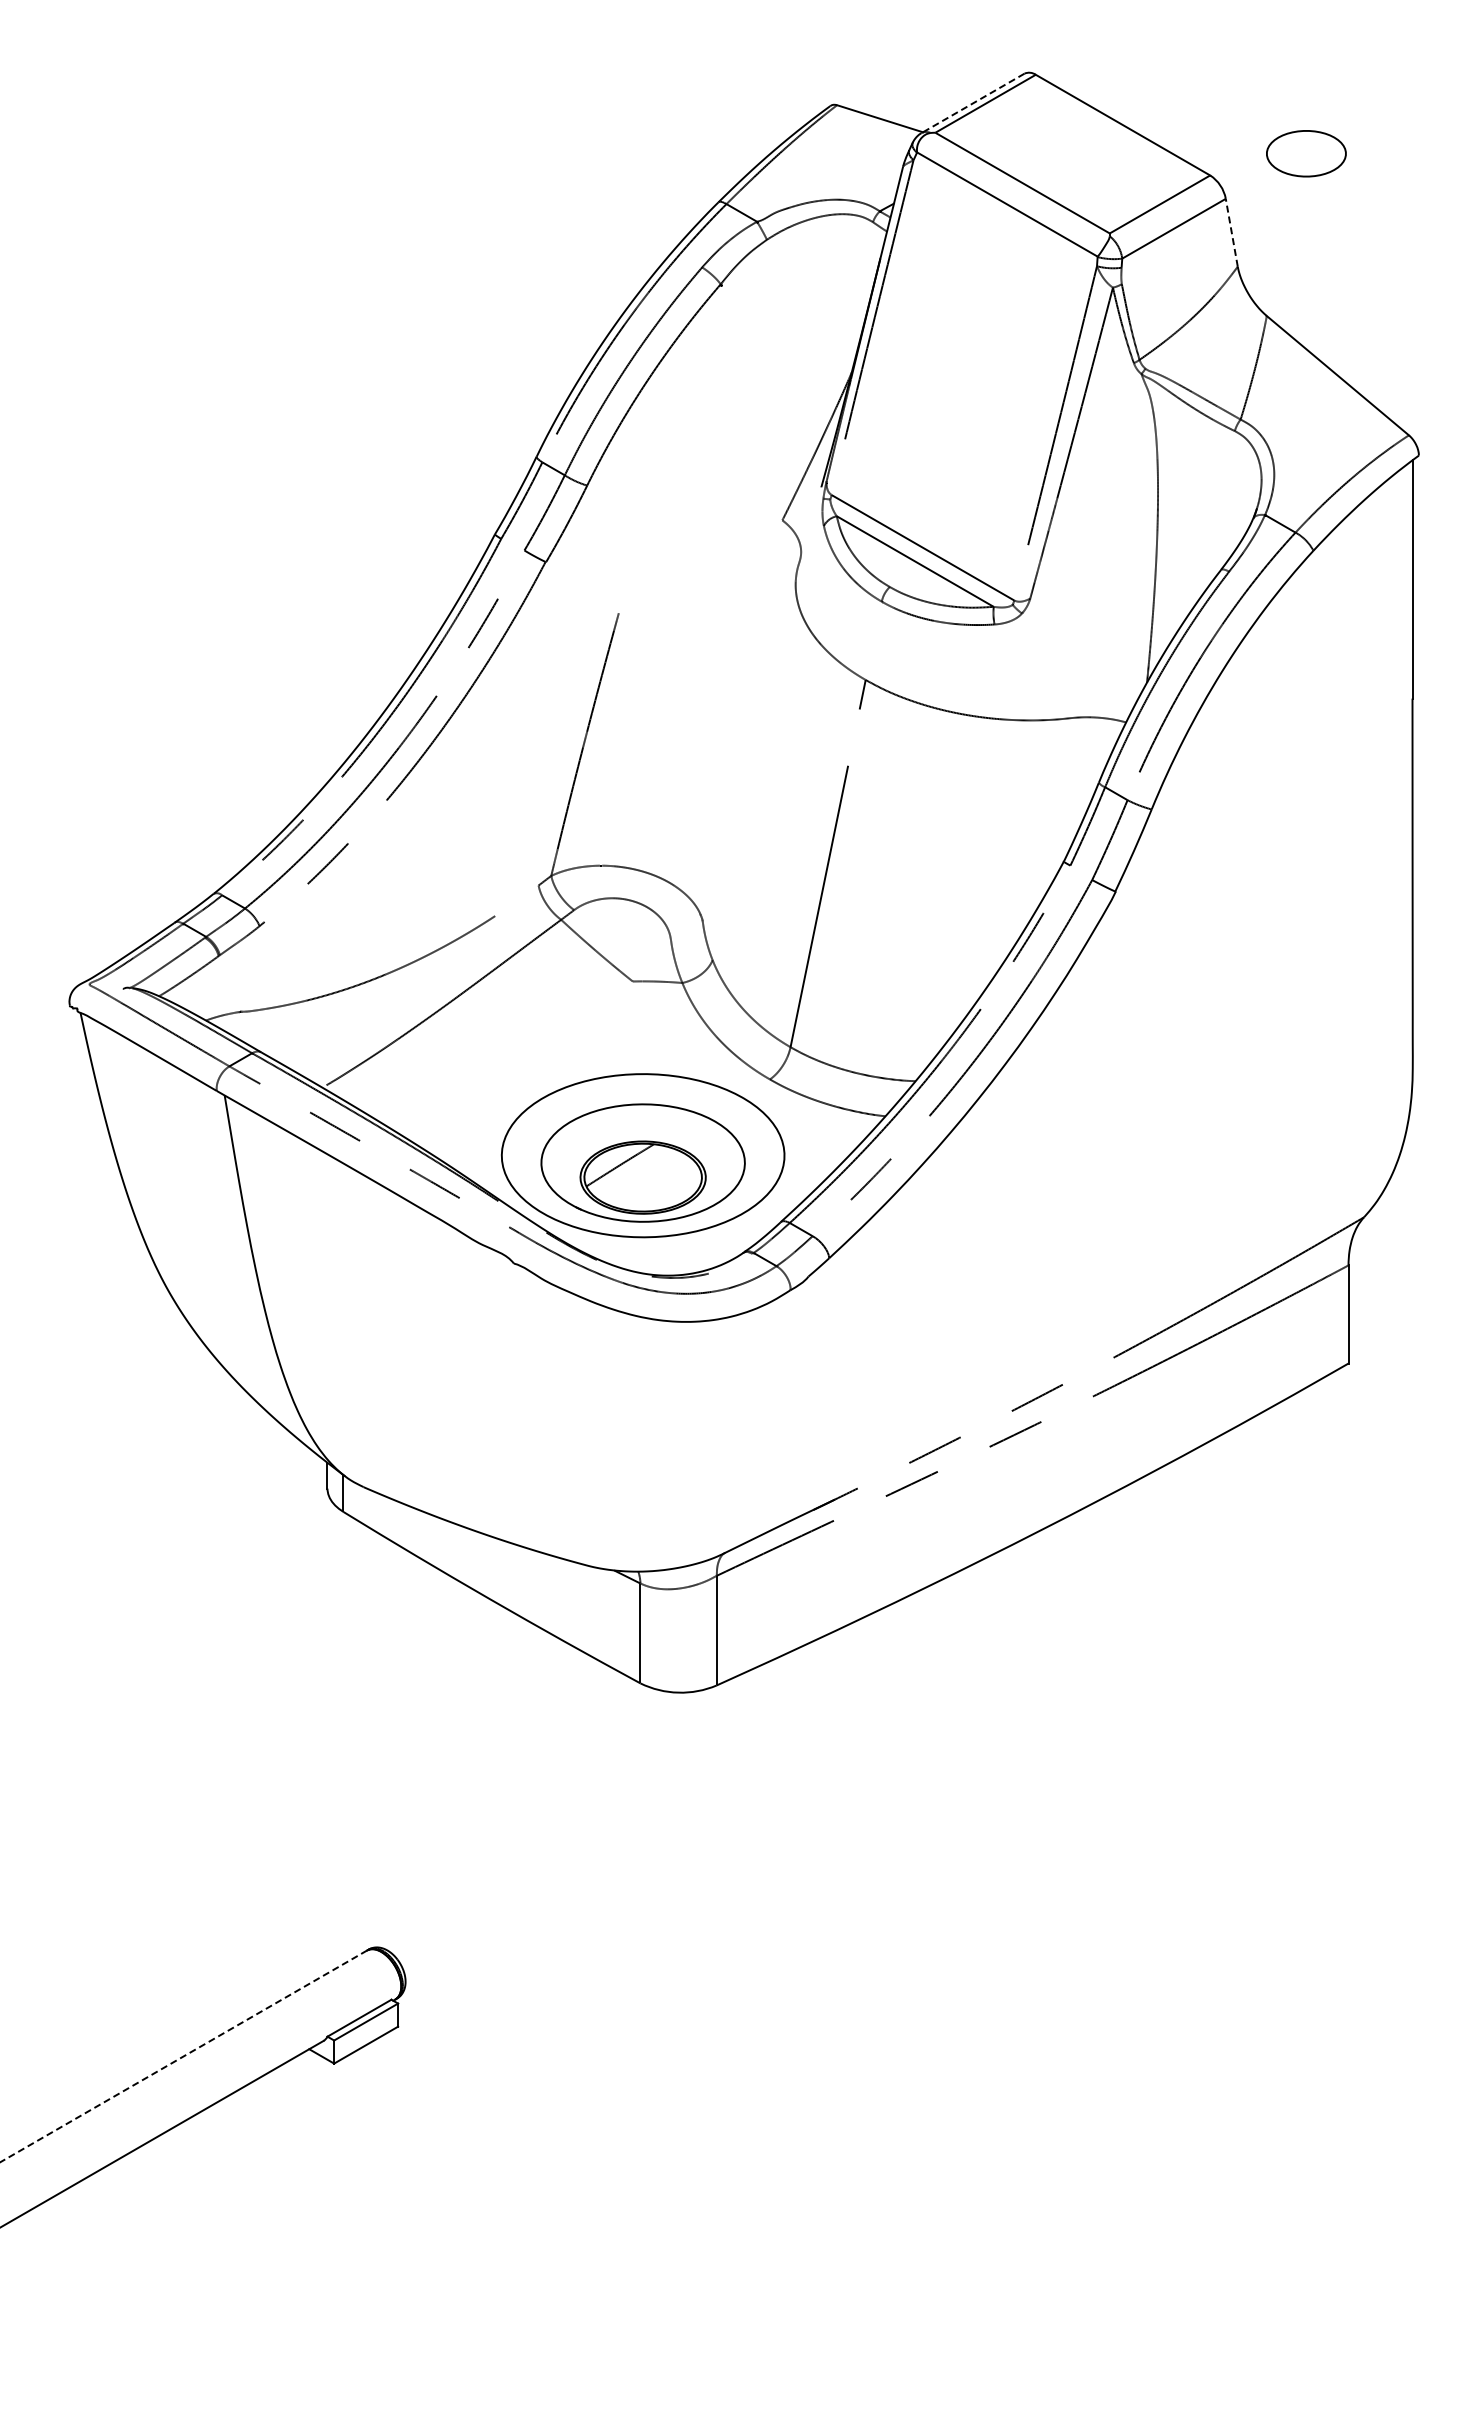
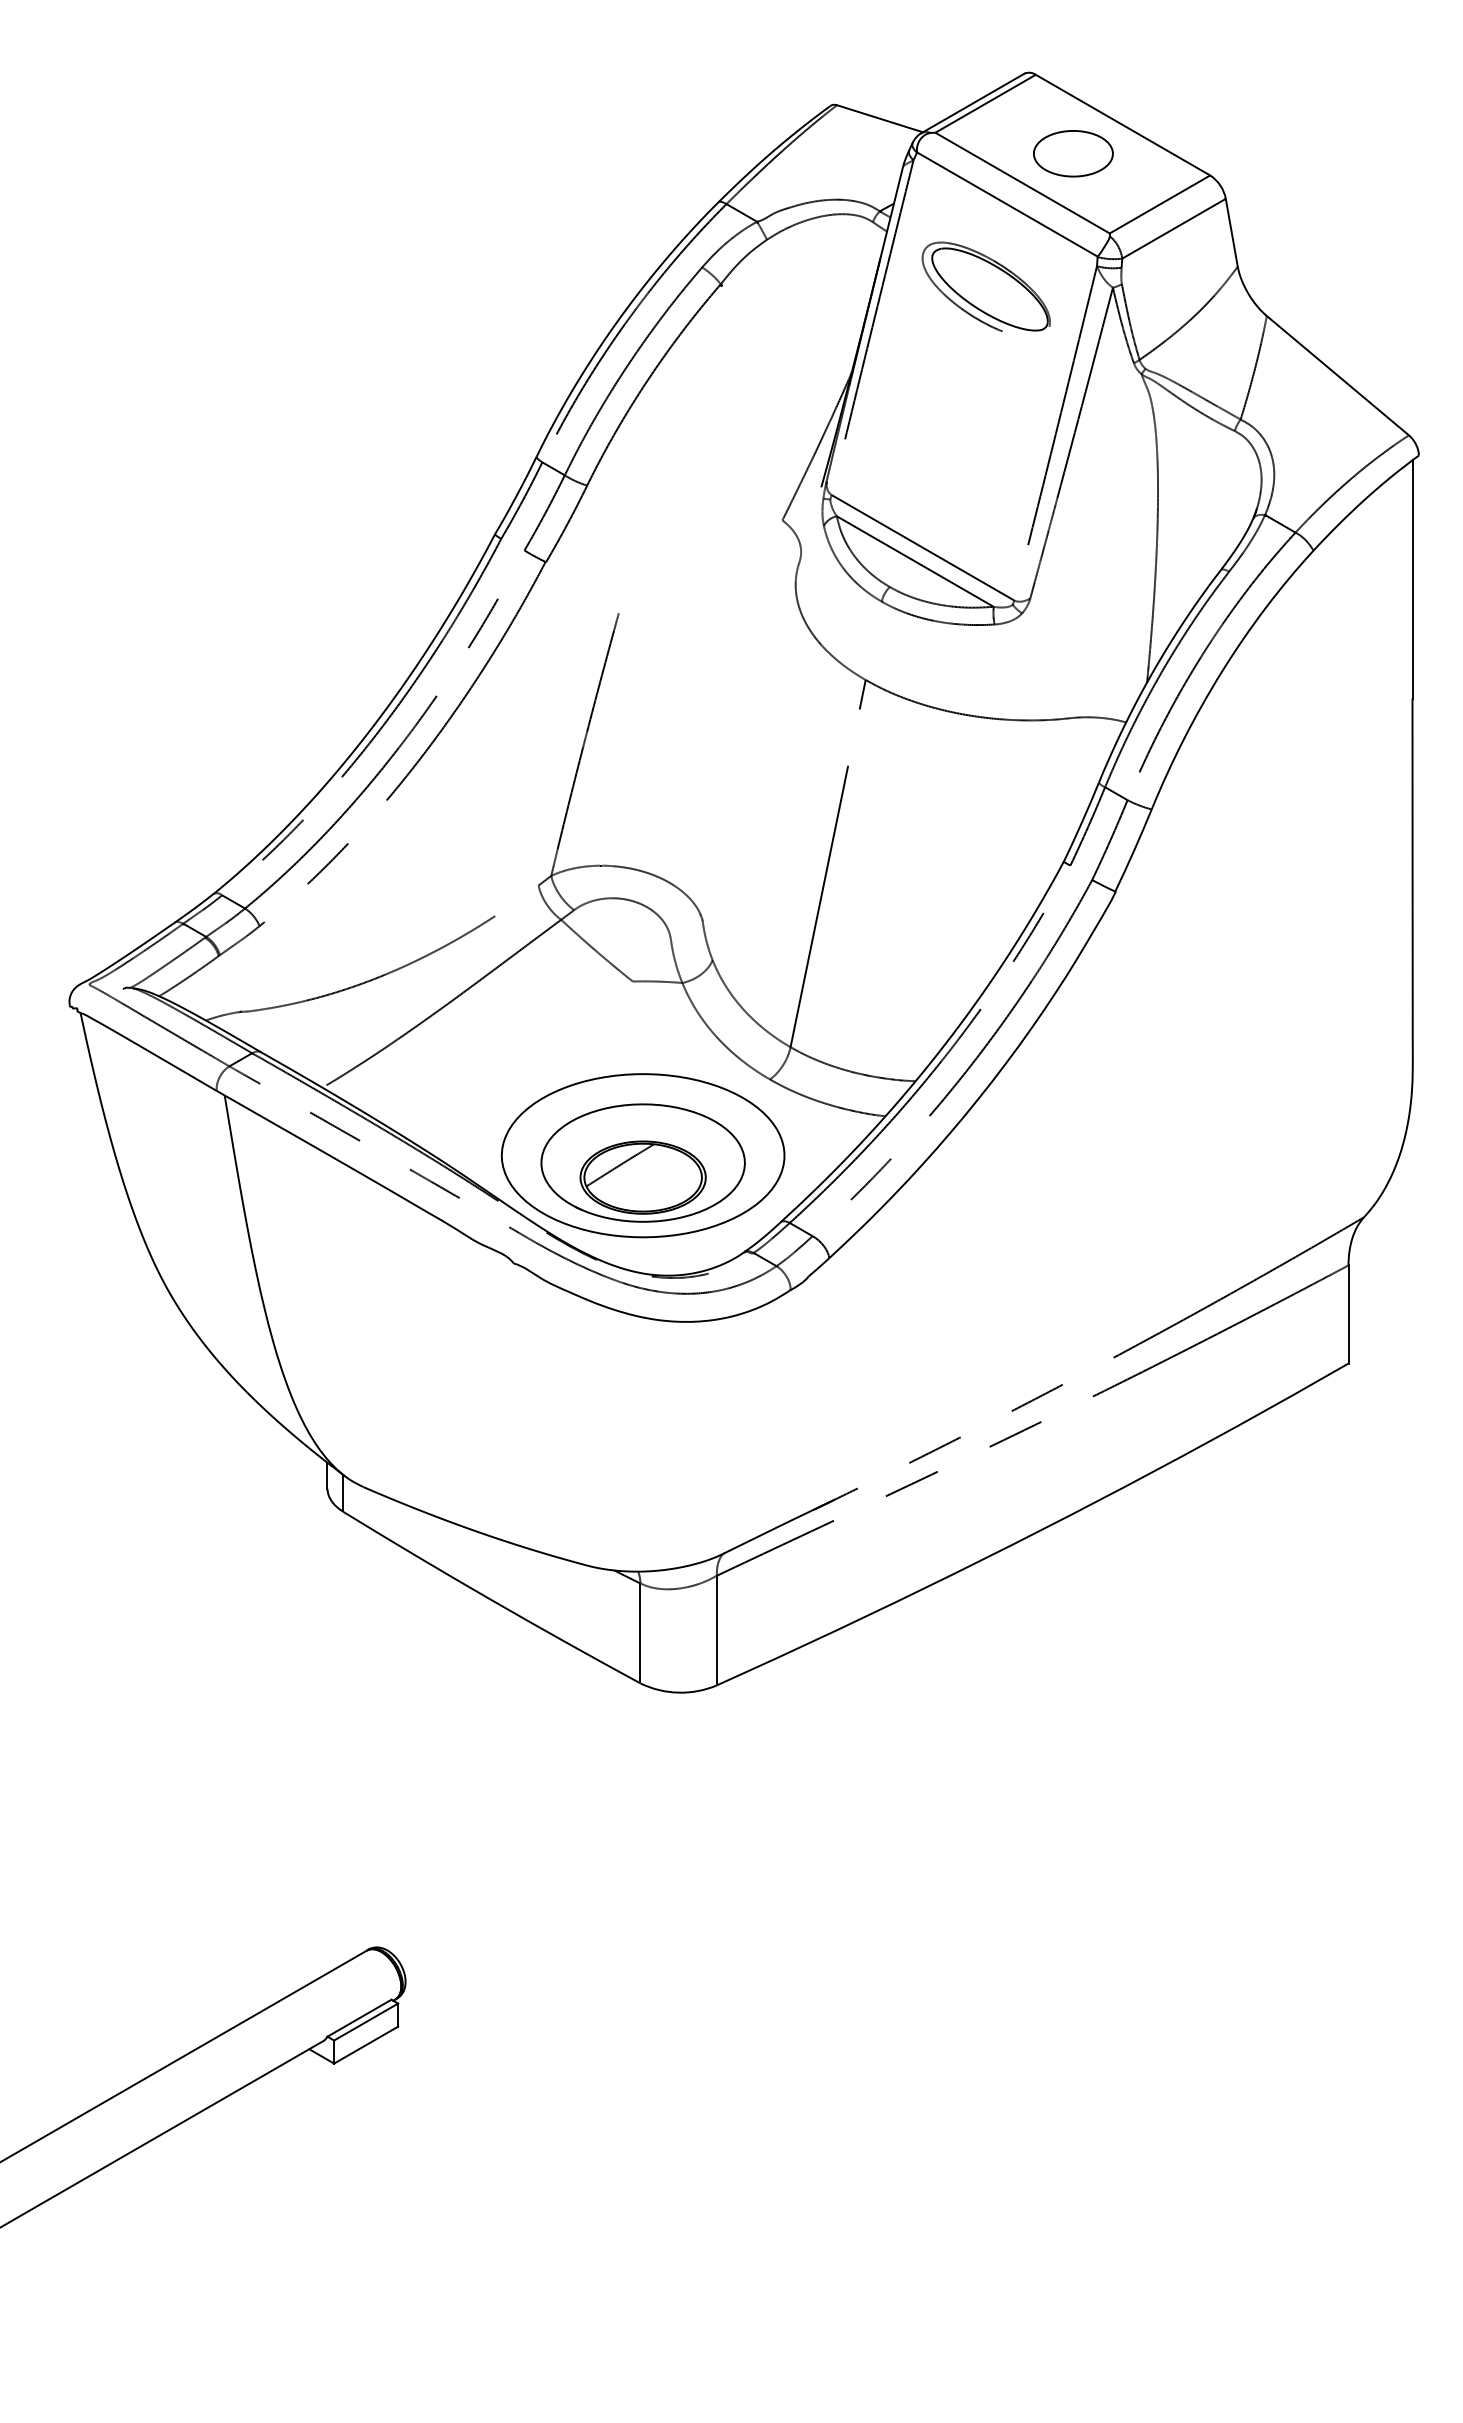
line: dashed -> solid (972, 103)
part position: (1306, 153) -> (1073, 153) (1073, 153)
line: dashed -> solid (1231, 232)
part: none -> present (985, 286)
line: dashed -> solid (183, 2056)
